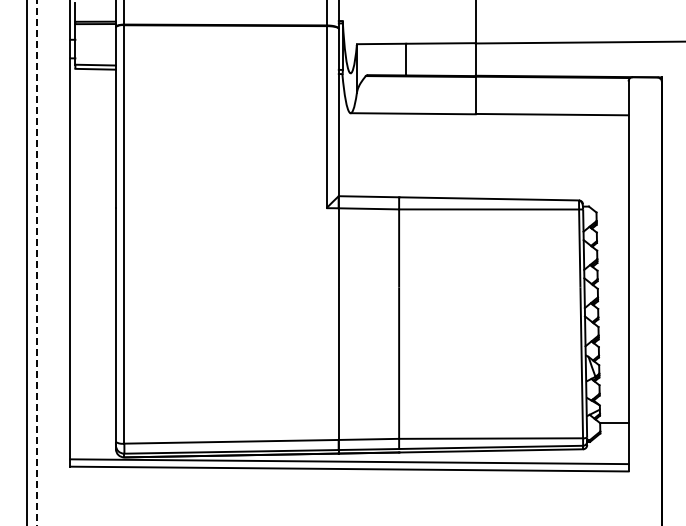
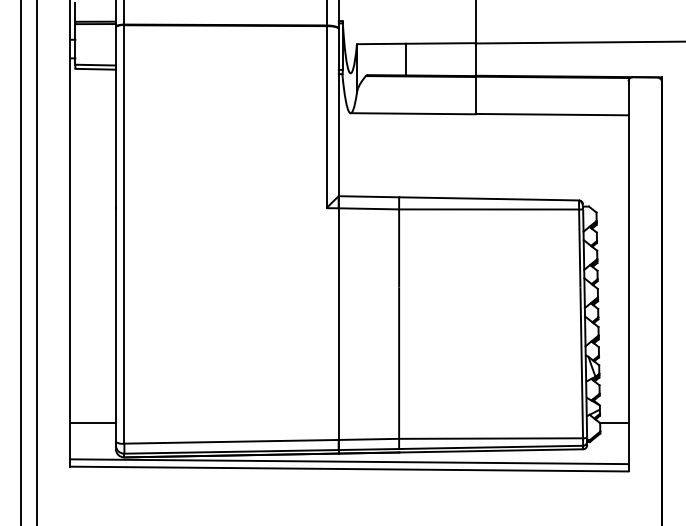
line position: (26, 262) -> (20, 262) (20, 262)
line: dashed -> solid (37, 263)
line: none -> present (92, 423)
